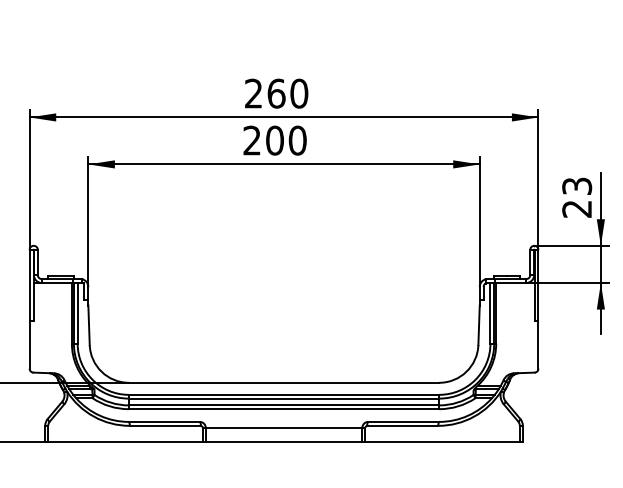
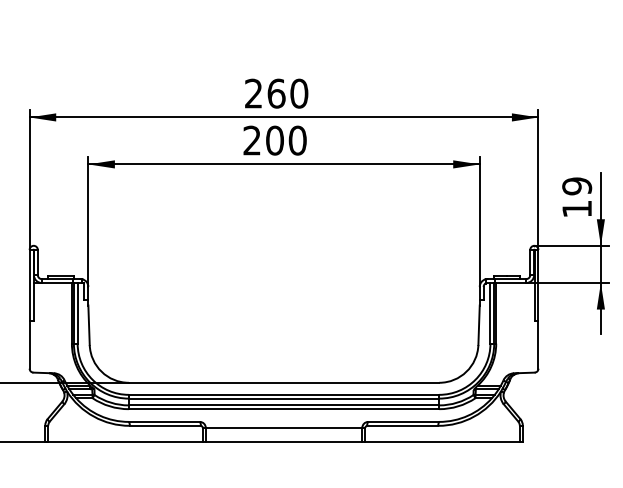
text: 23 -> 19 (576, 197)
